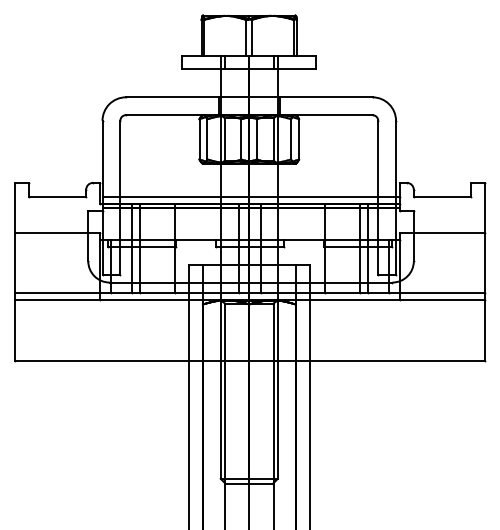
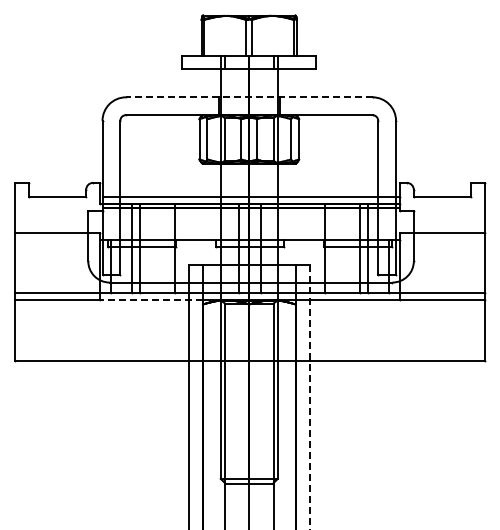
line: solid -> dashed (248, 97)
line: solid -> dashed (151, 300)
line: solid -> dashed (309, 397)
